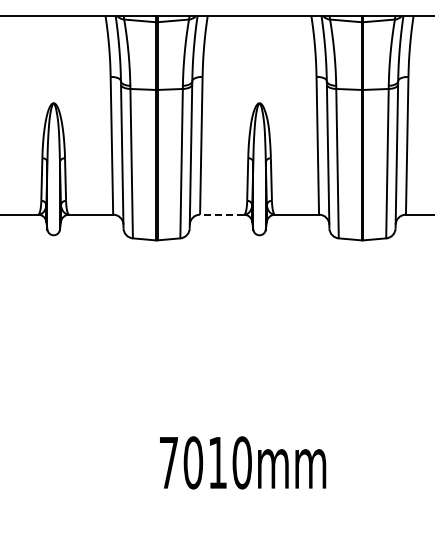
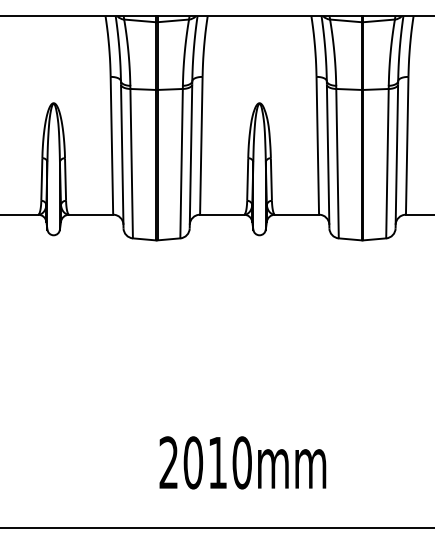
line: dashed -> solid (221, 214)
text: 7010mm -> 2010mm (168, 462)
line: none -> present (216, 527)
